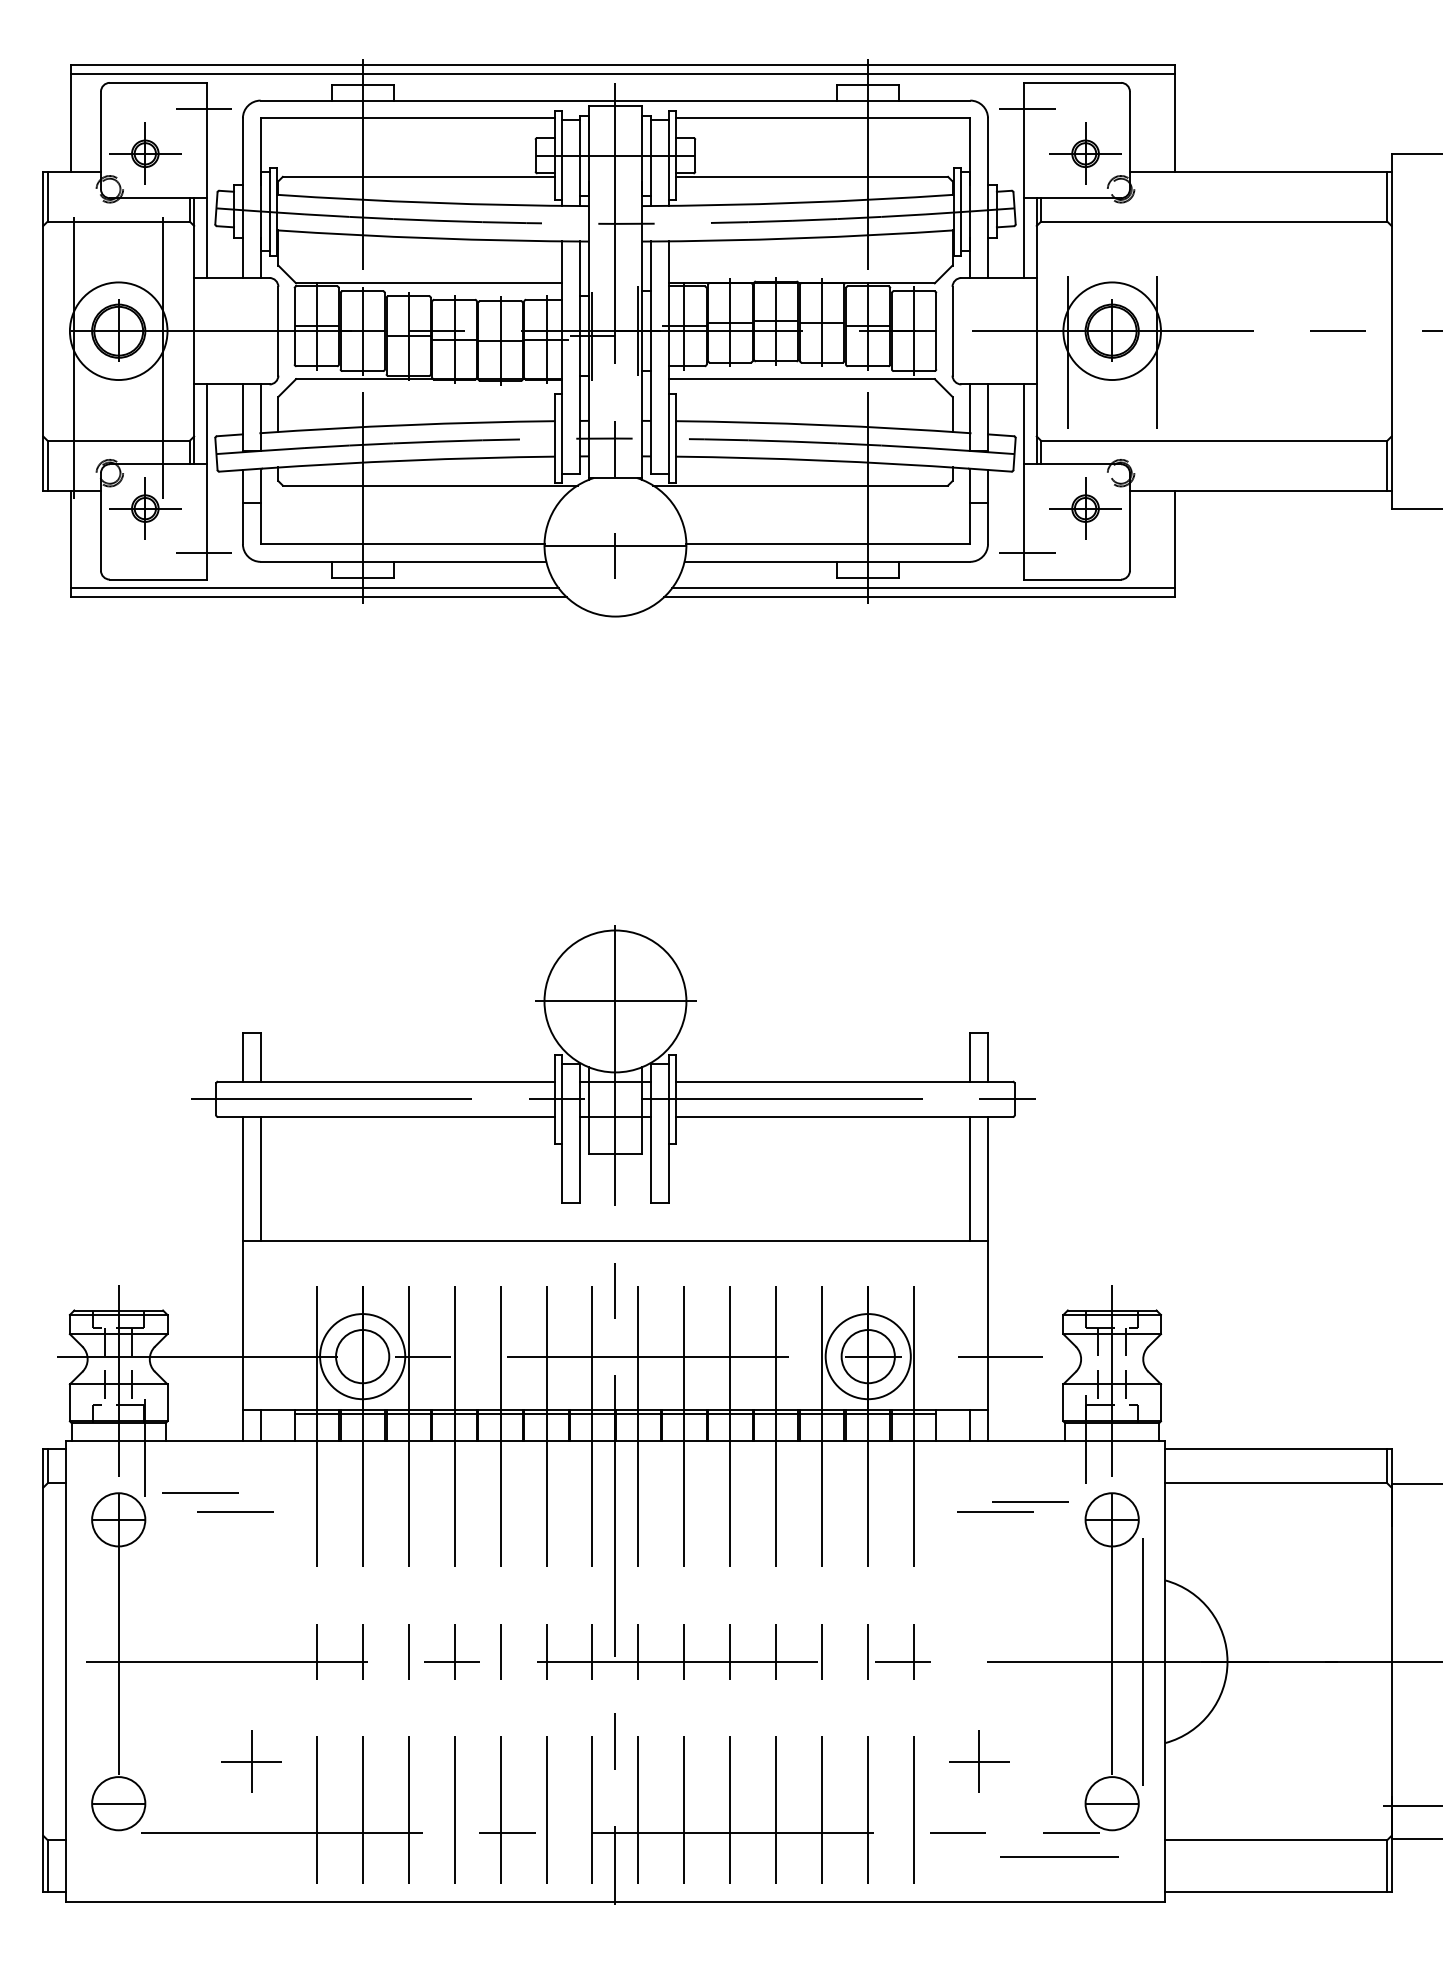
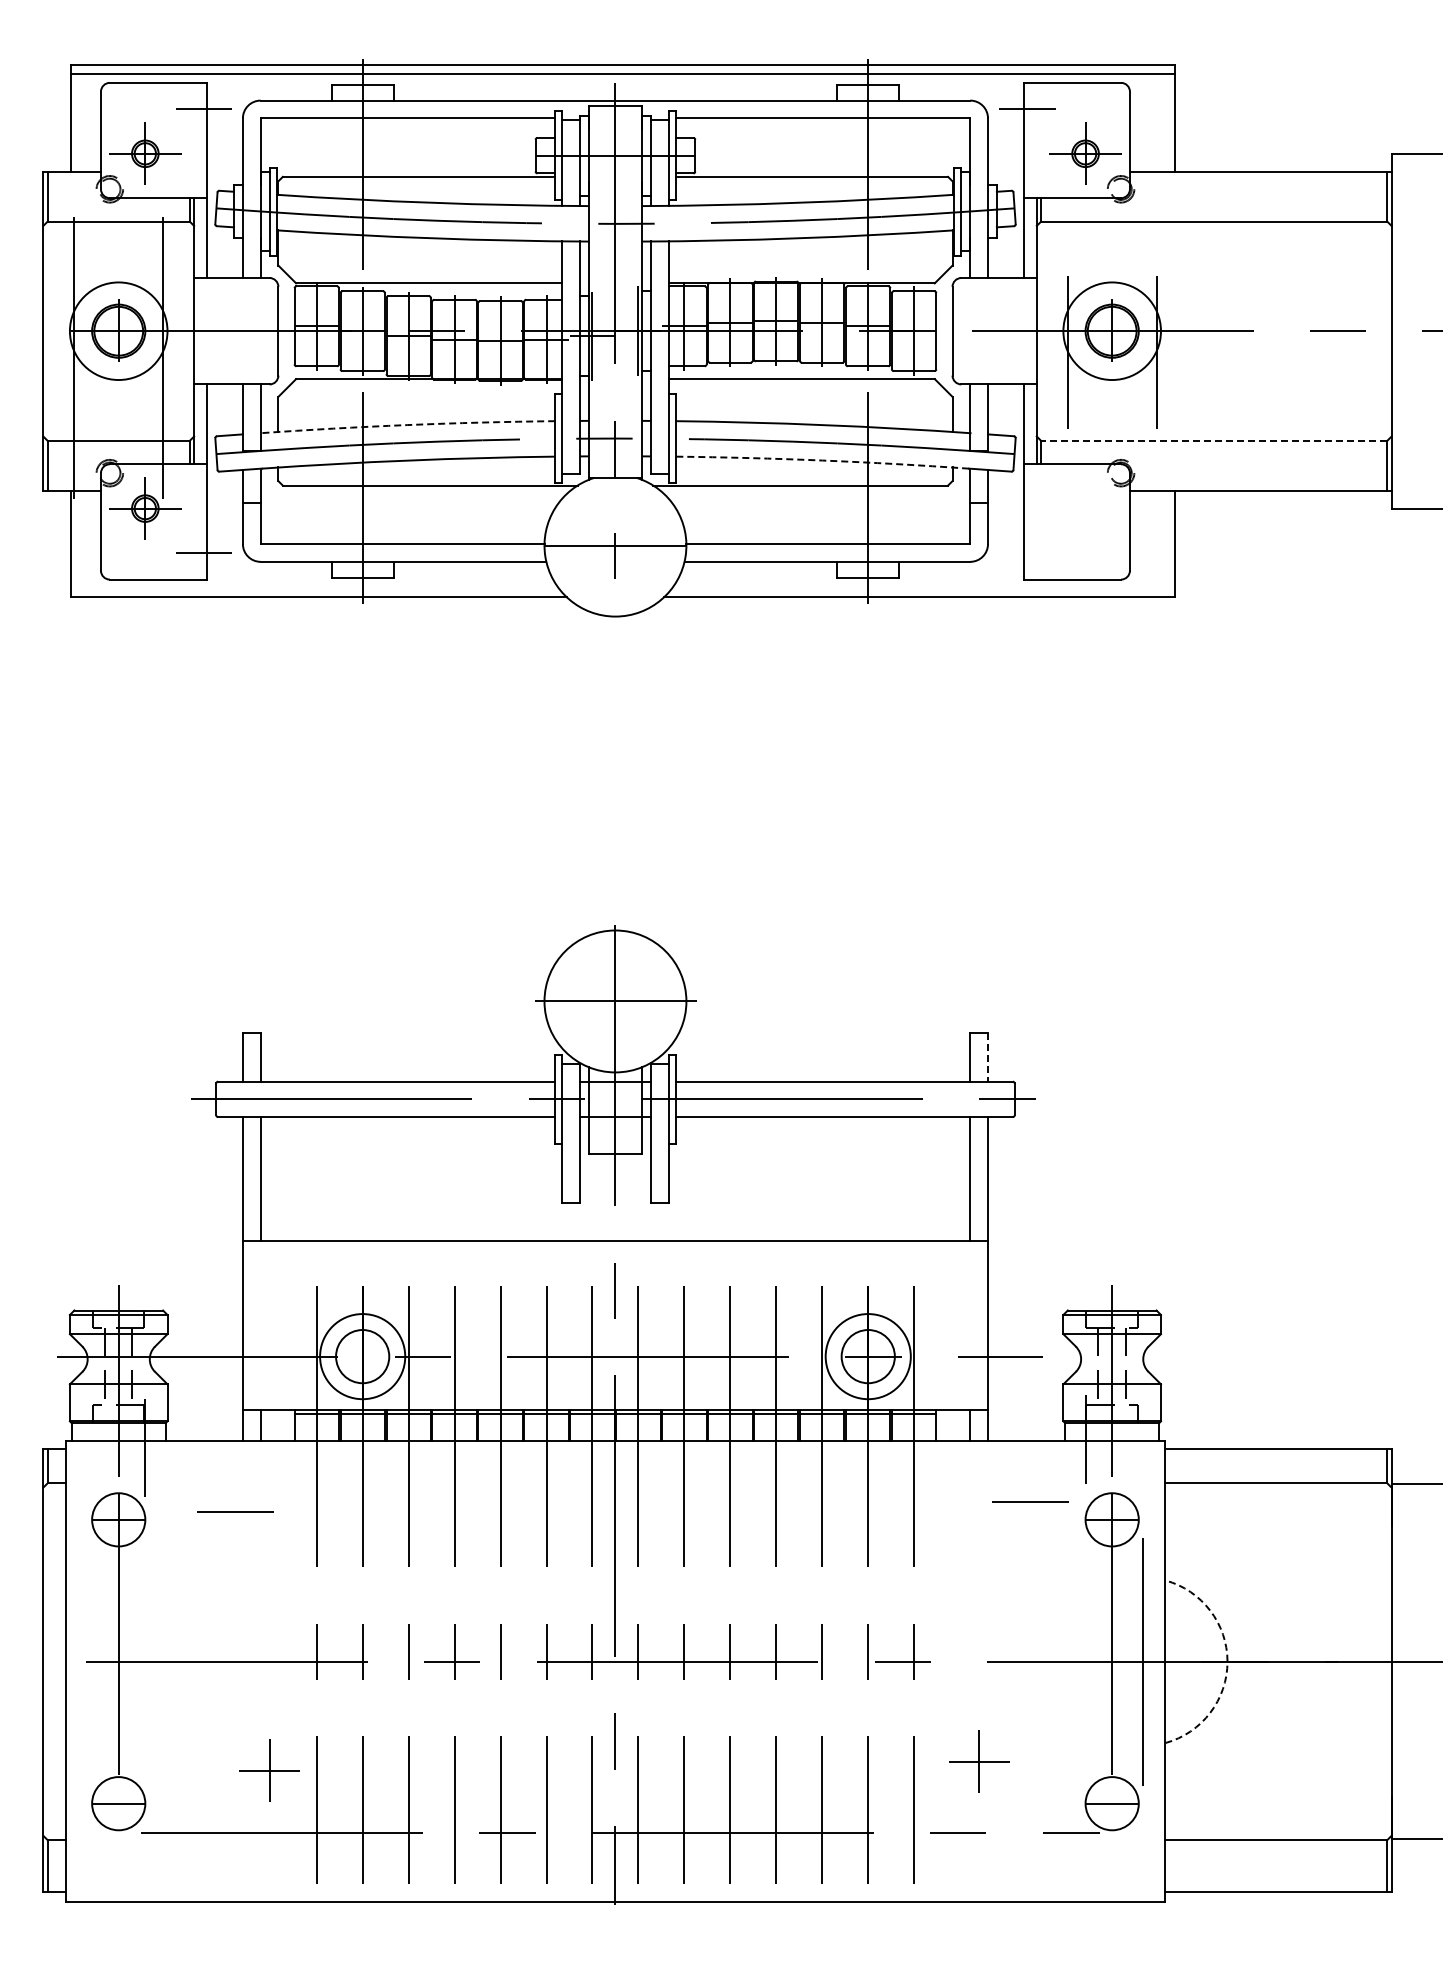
arc: solid -> dashed (407, 425)
line: solid -> dashed (1214, 440)
arc: solid -> dashed (822, 460)
part: present -> none (1085, 508)
line: present -> none (1027, 552)
line: present -> none (314, 588)
line: present -> none (923, 588)
line: solid -> dashed (988, 1057)
line: present -> none (199, 1493)
line: present -> none (995, 1511)
arc: solid -> dashed (1227, 1661)
part position: (251, 1761) -> (269, 1770) (269, 1770)
line: present -> none (1410, 1805)
line: present -> none (1058, 1856)
